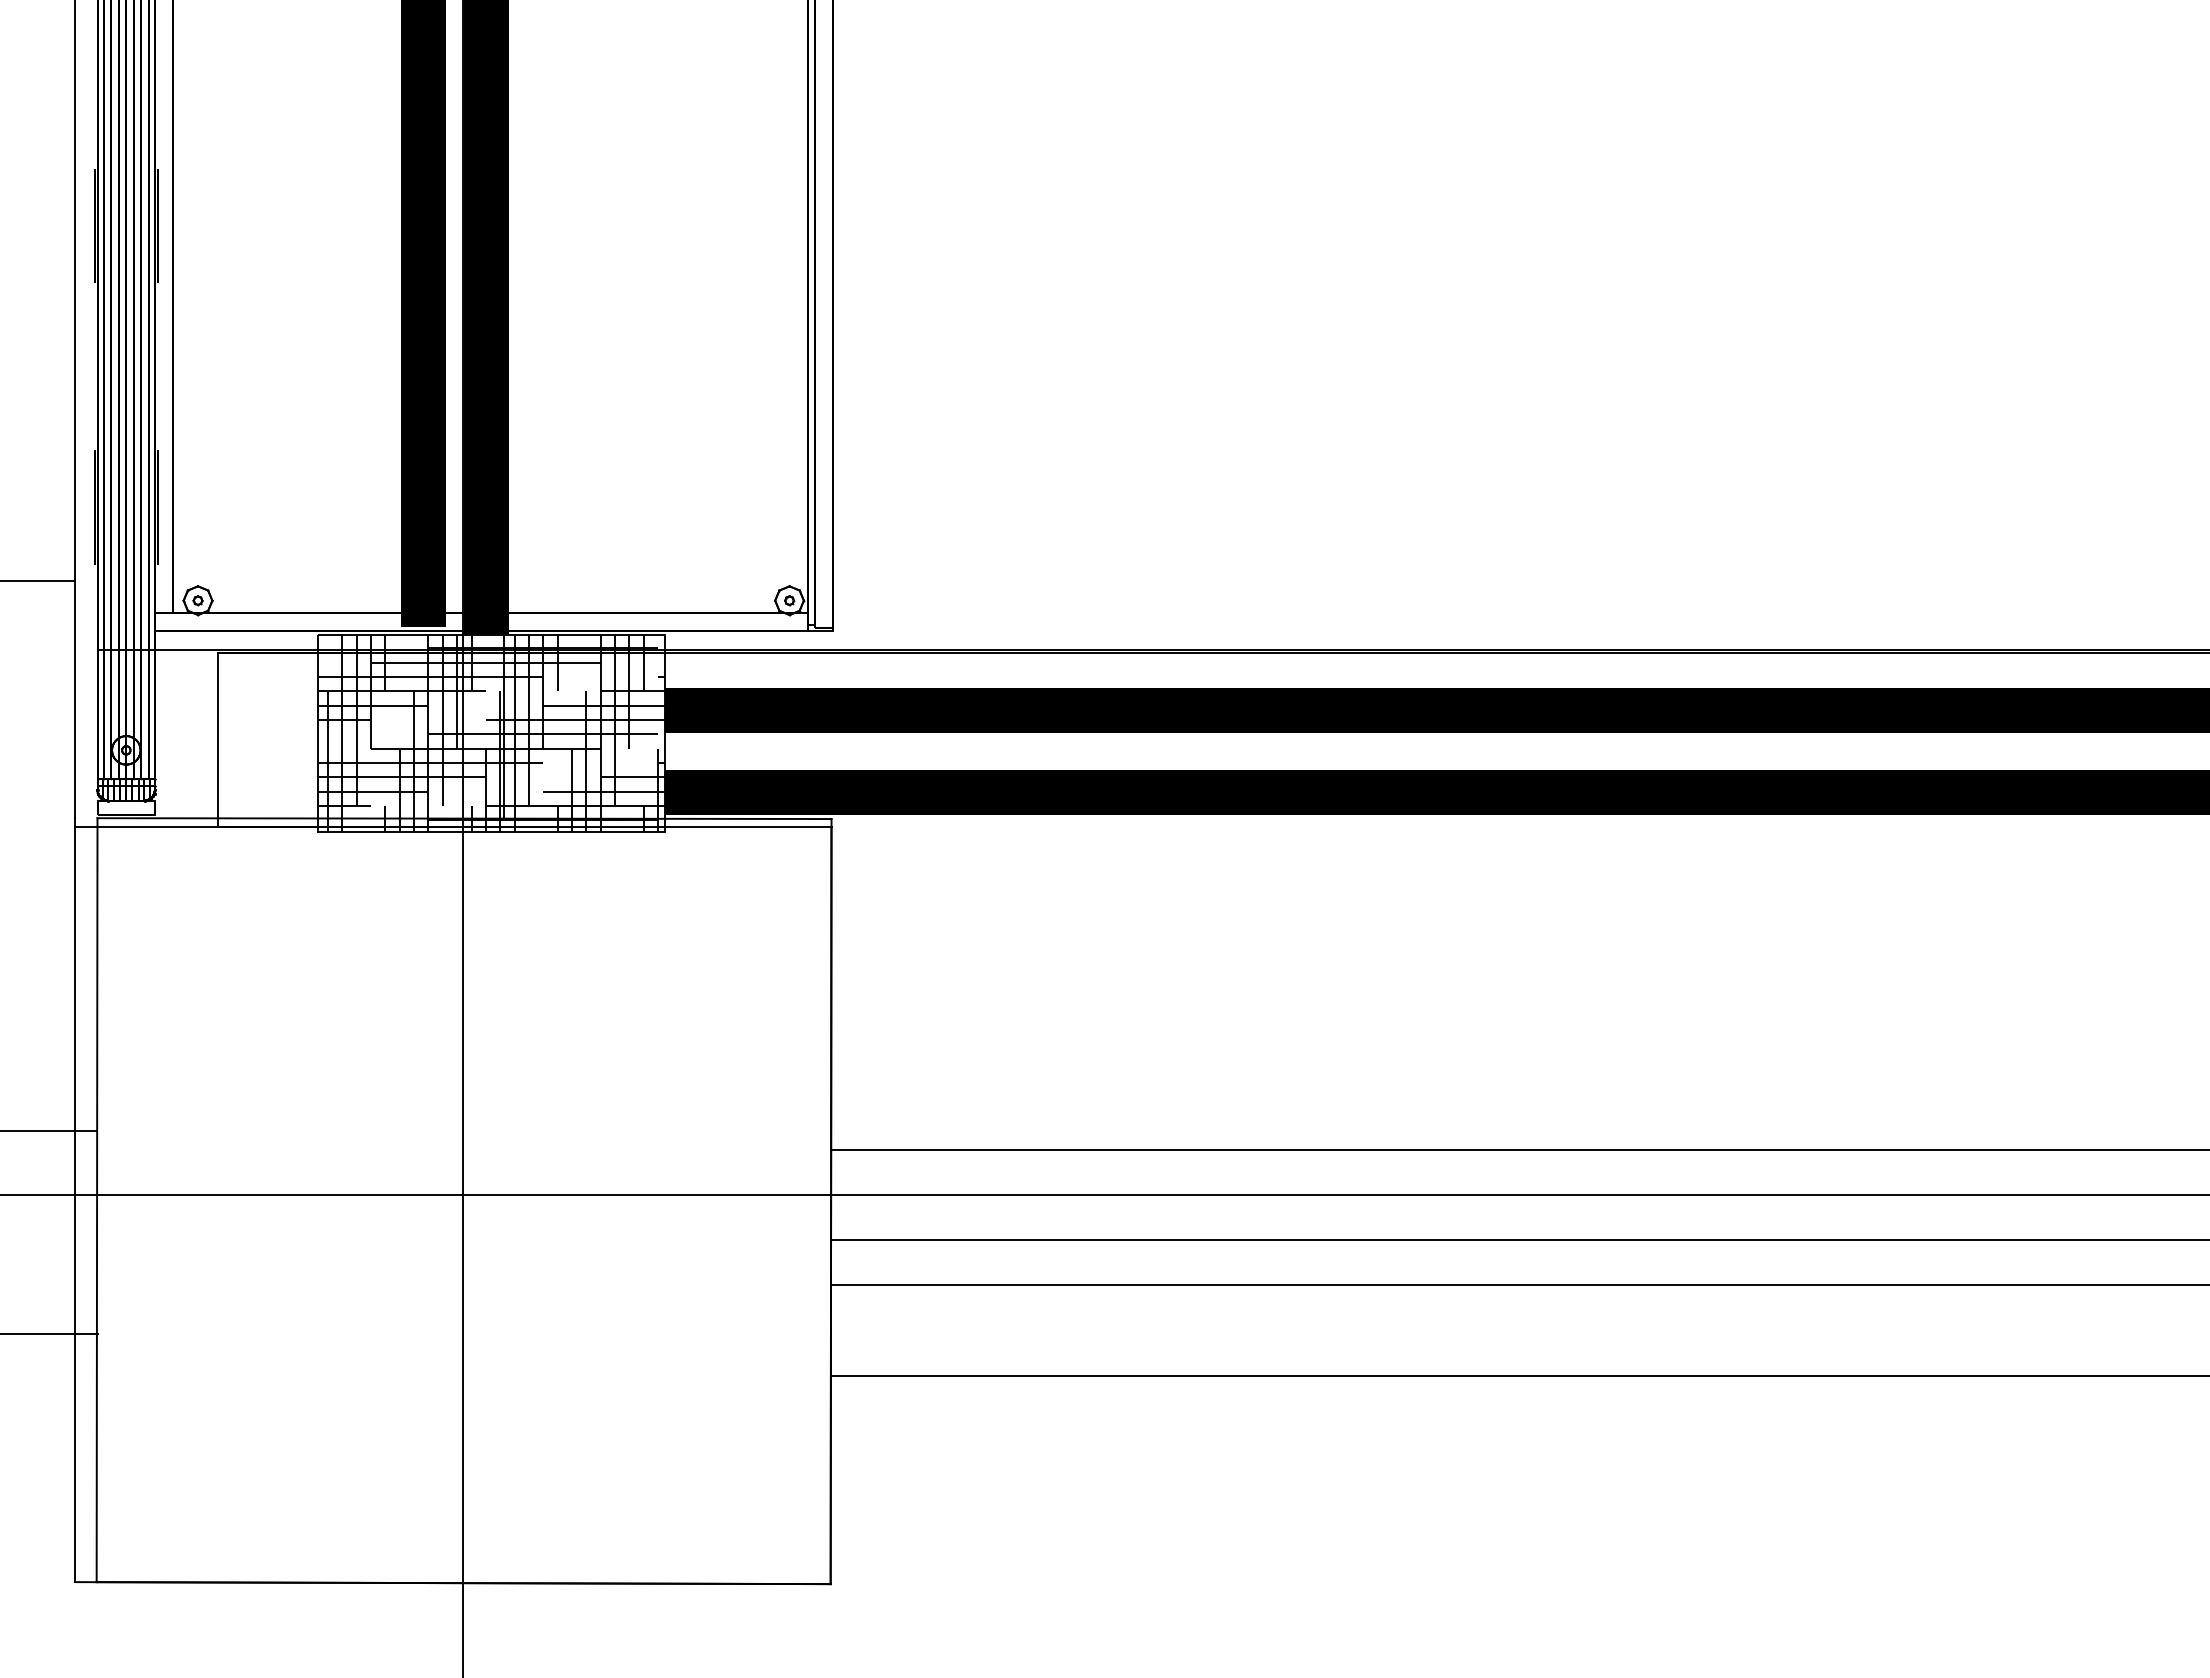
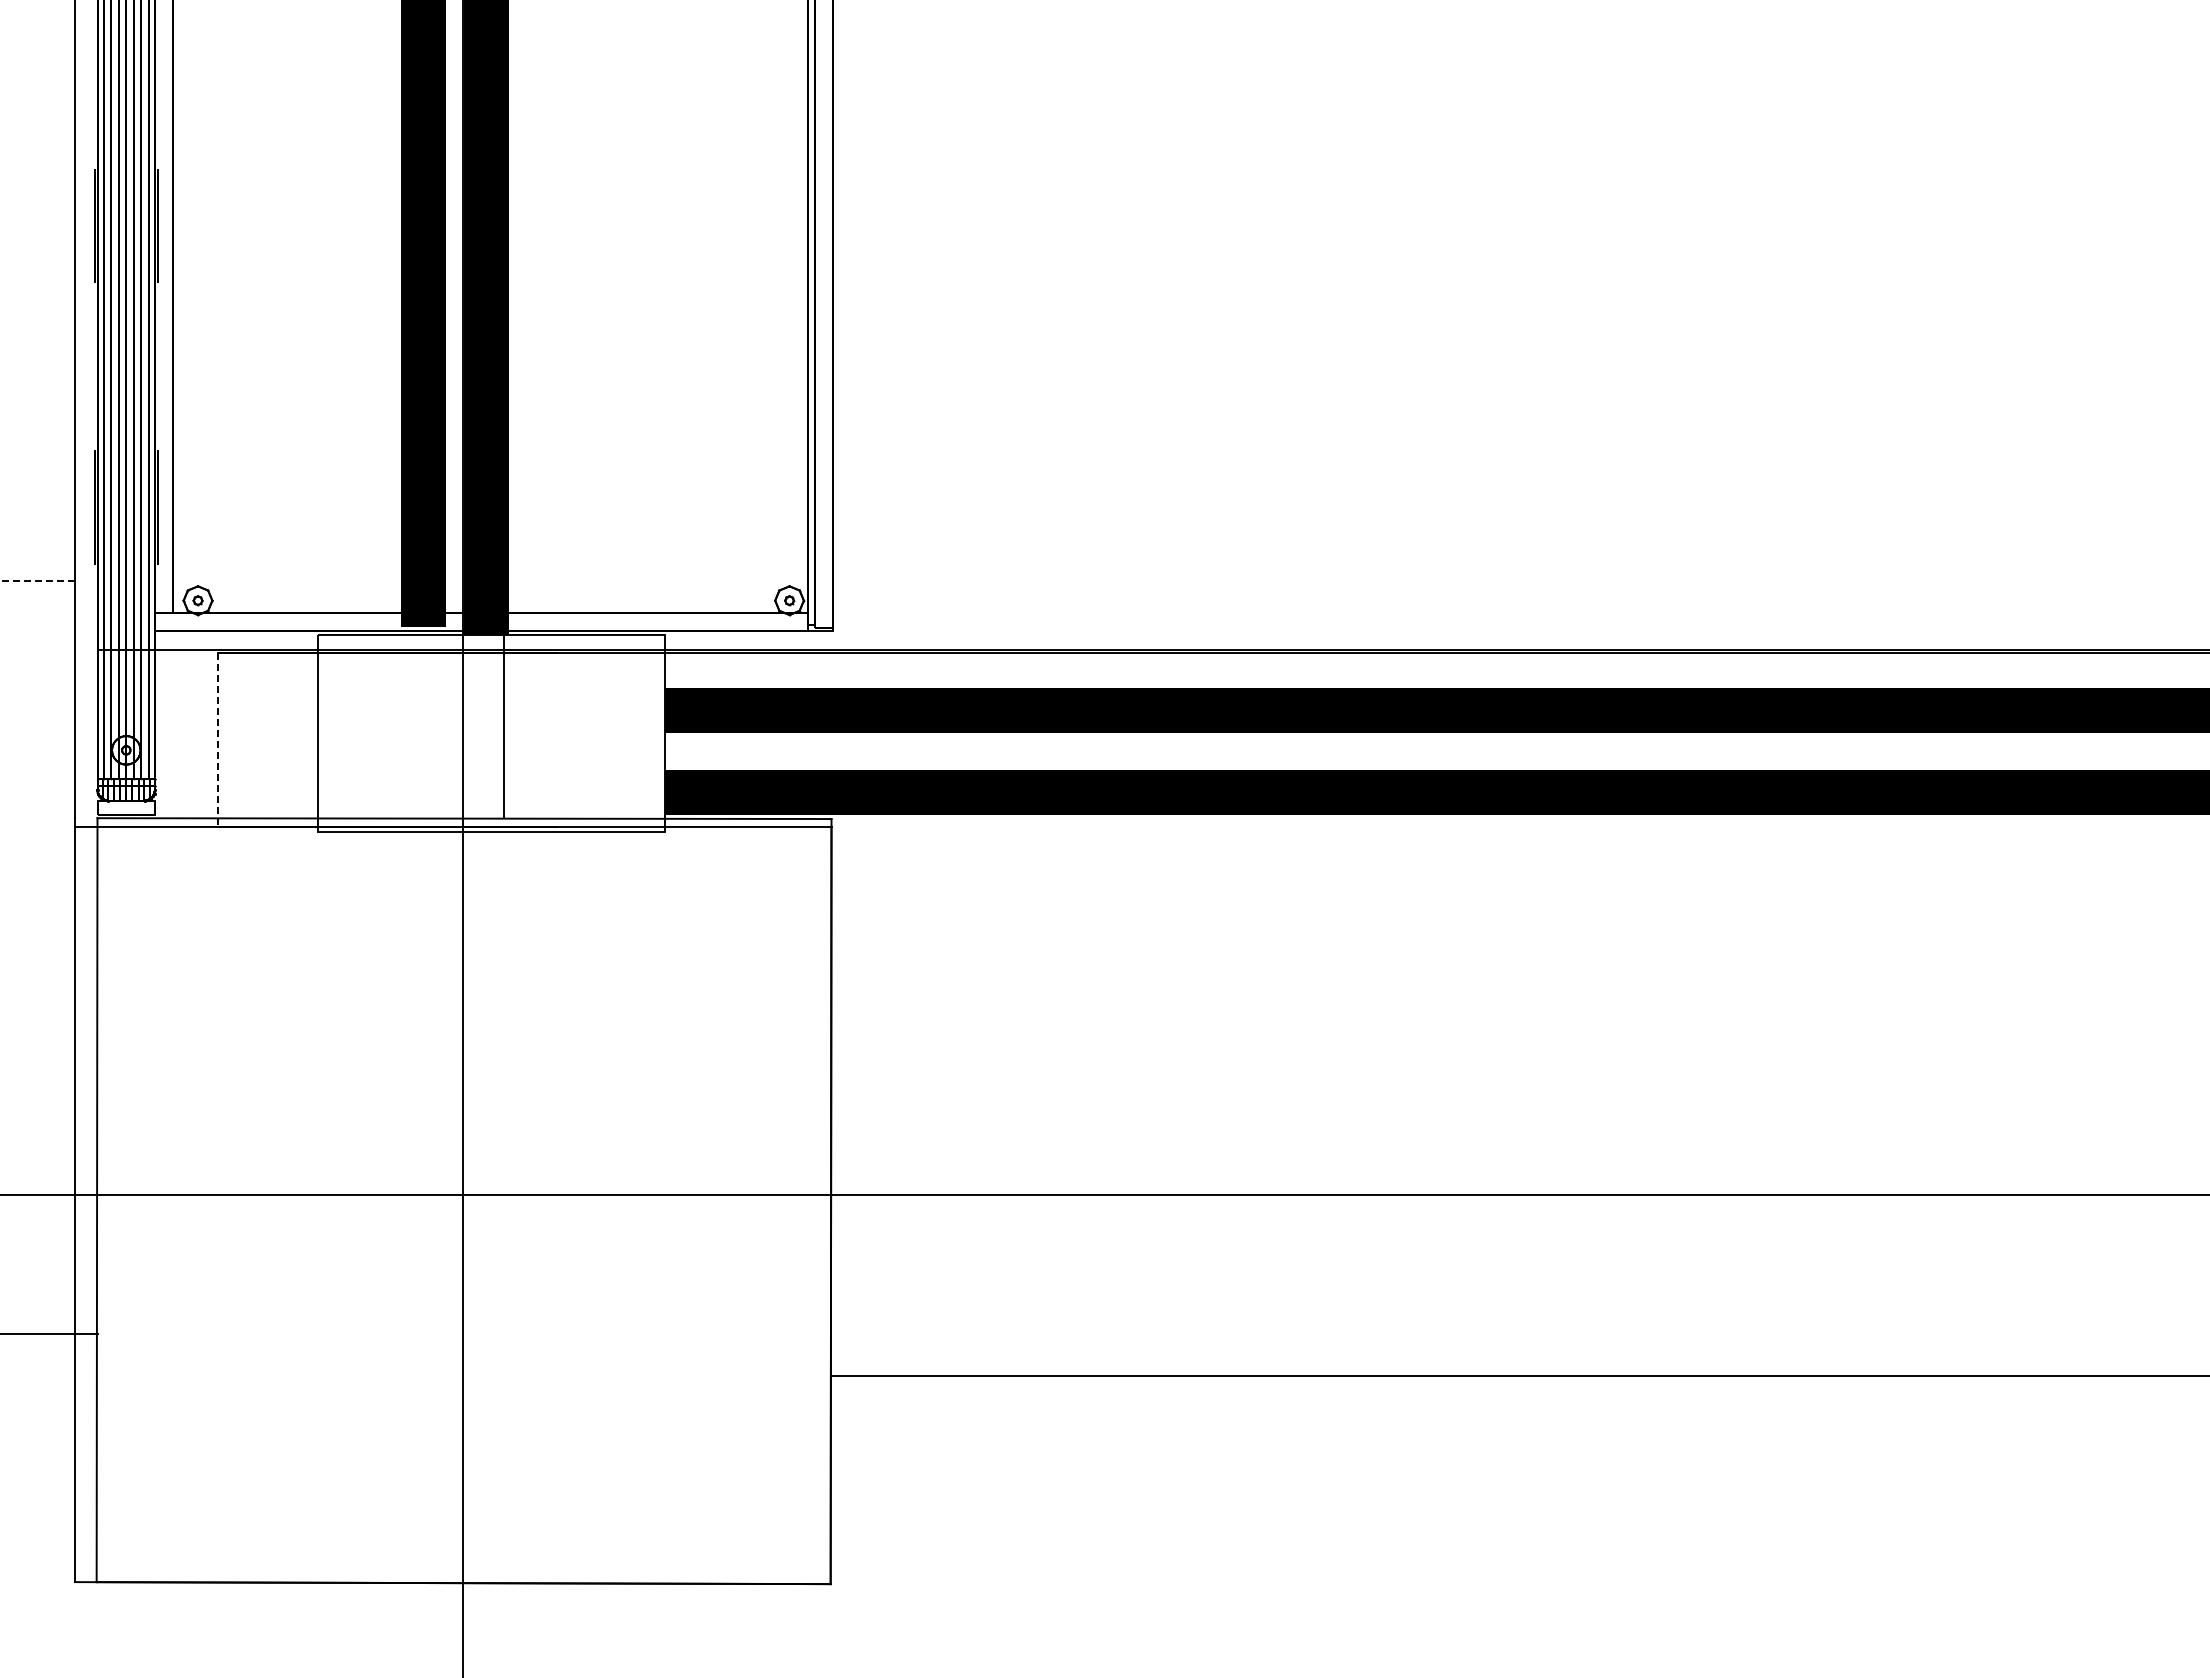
line: solid -> dashed (37, 581)
hatch: present -> none (491, 733)
line: solid -> dashed (218, 740)
line: present -> none (49, 1130)
line: present -> none (1518, 1149)
line: present -> none (1518, 1240)
line: present -> none (1518, 1285)
